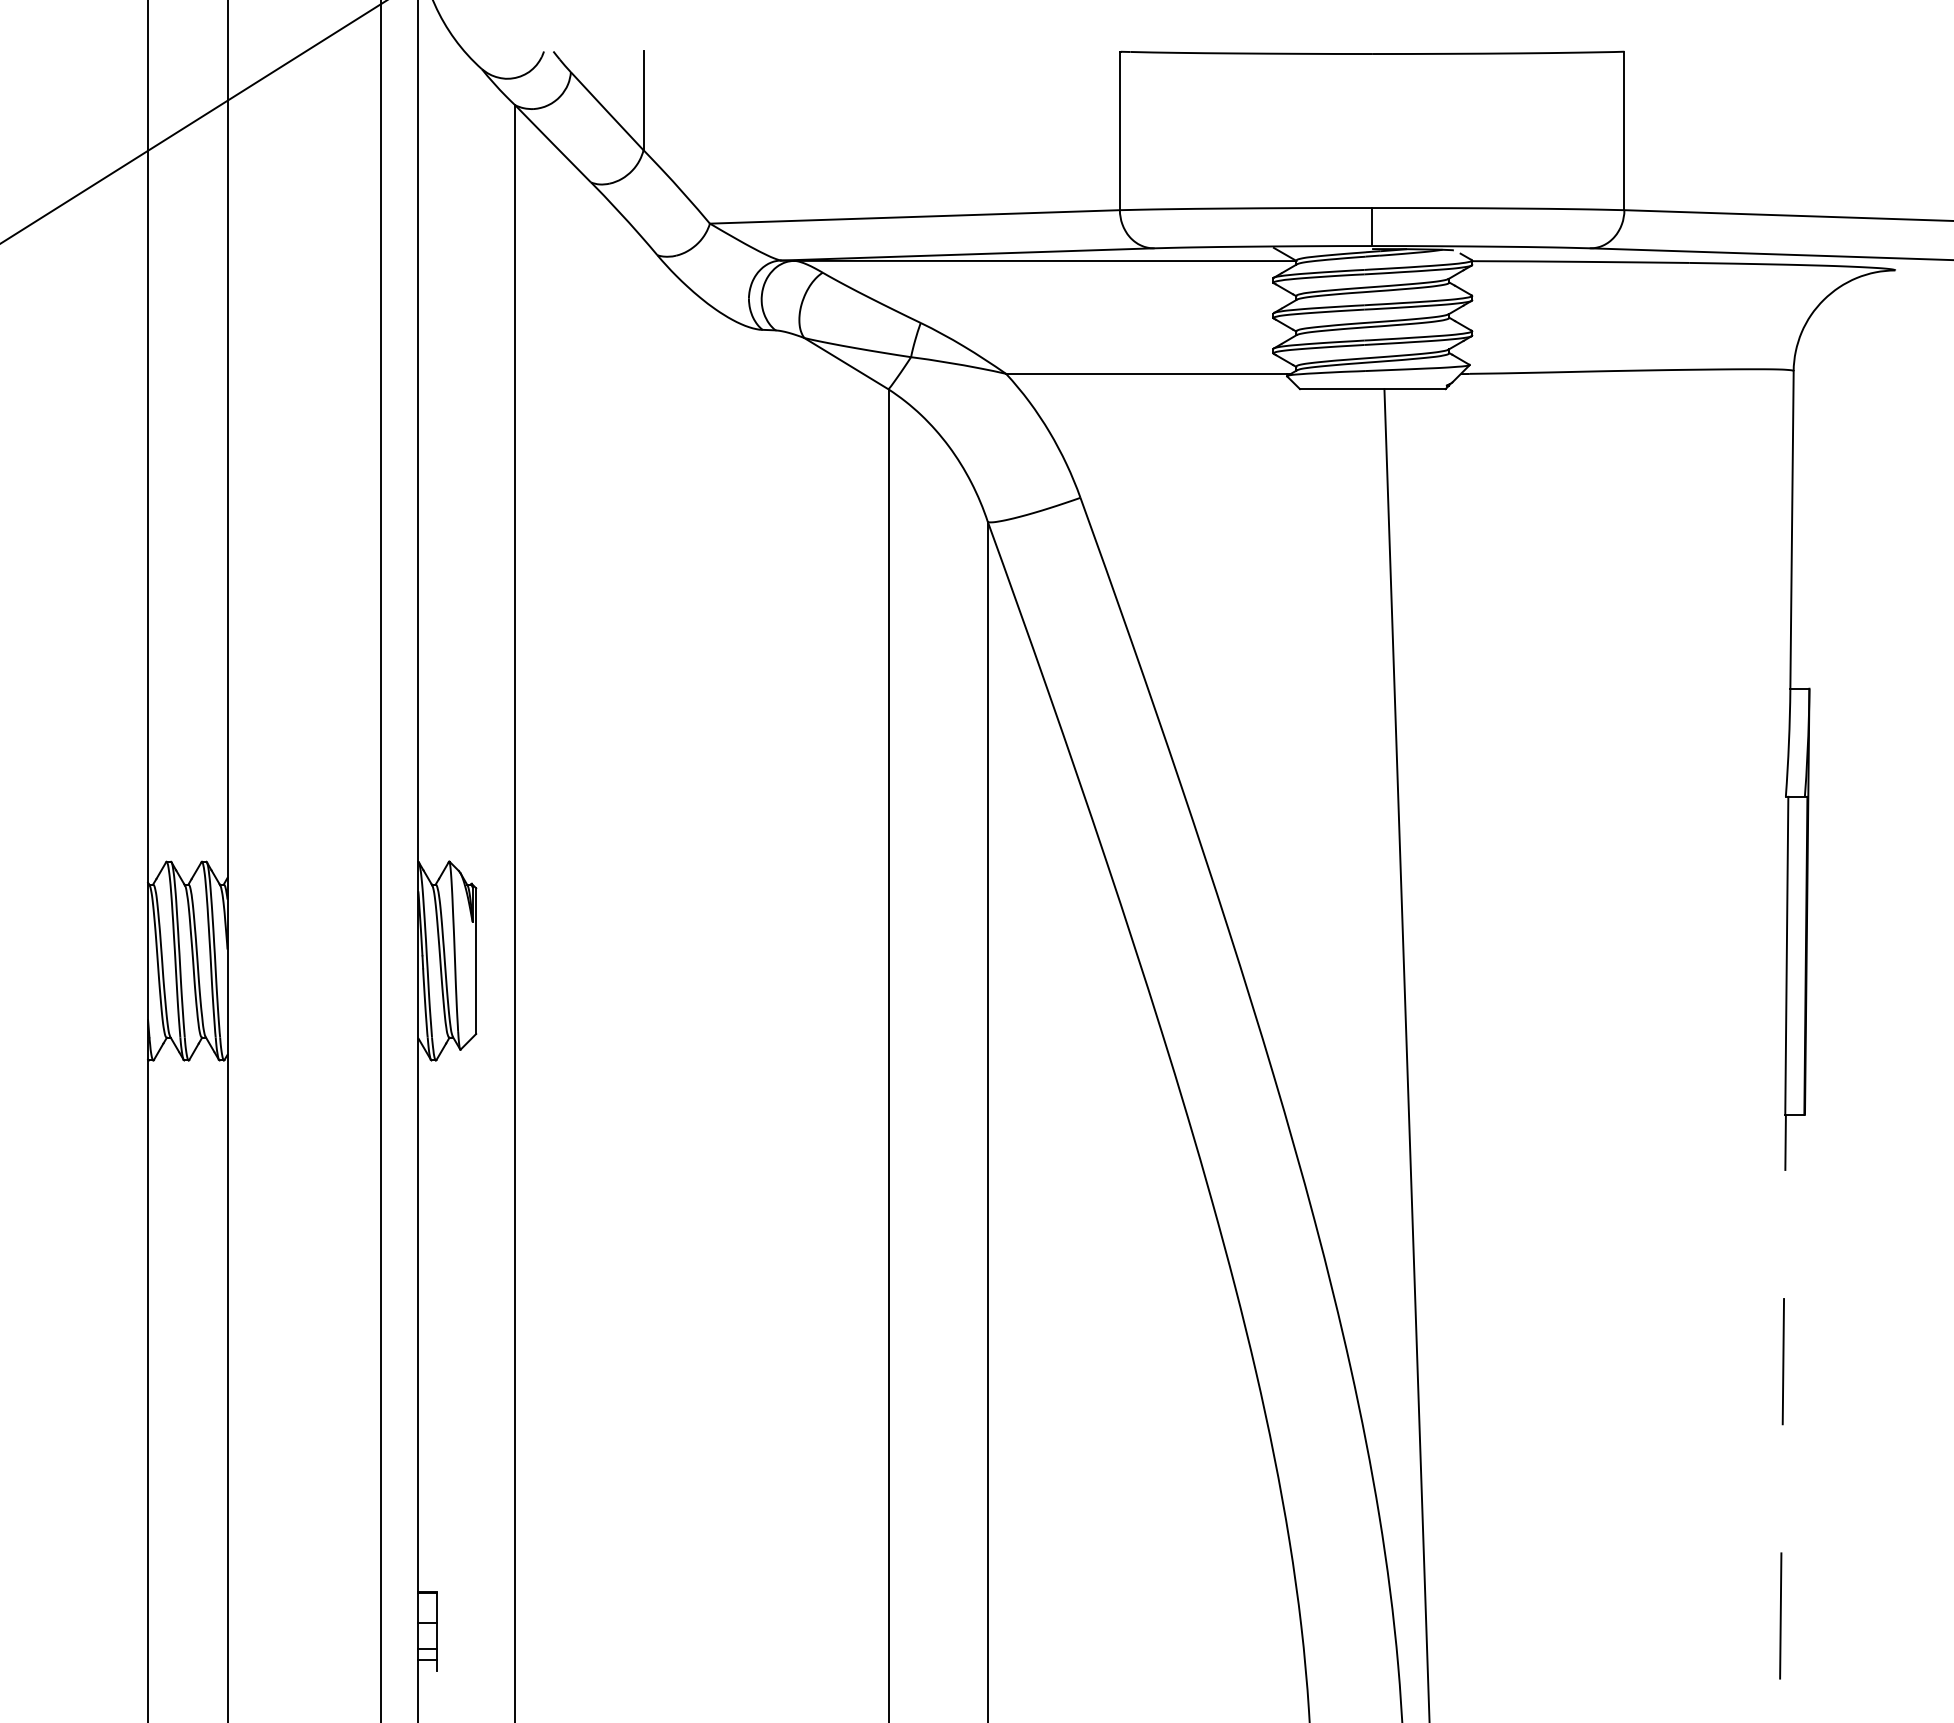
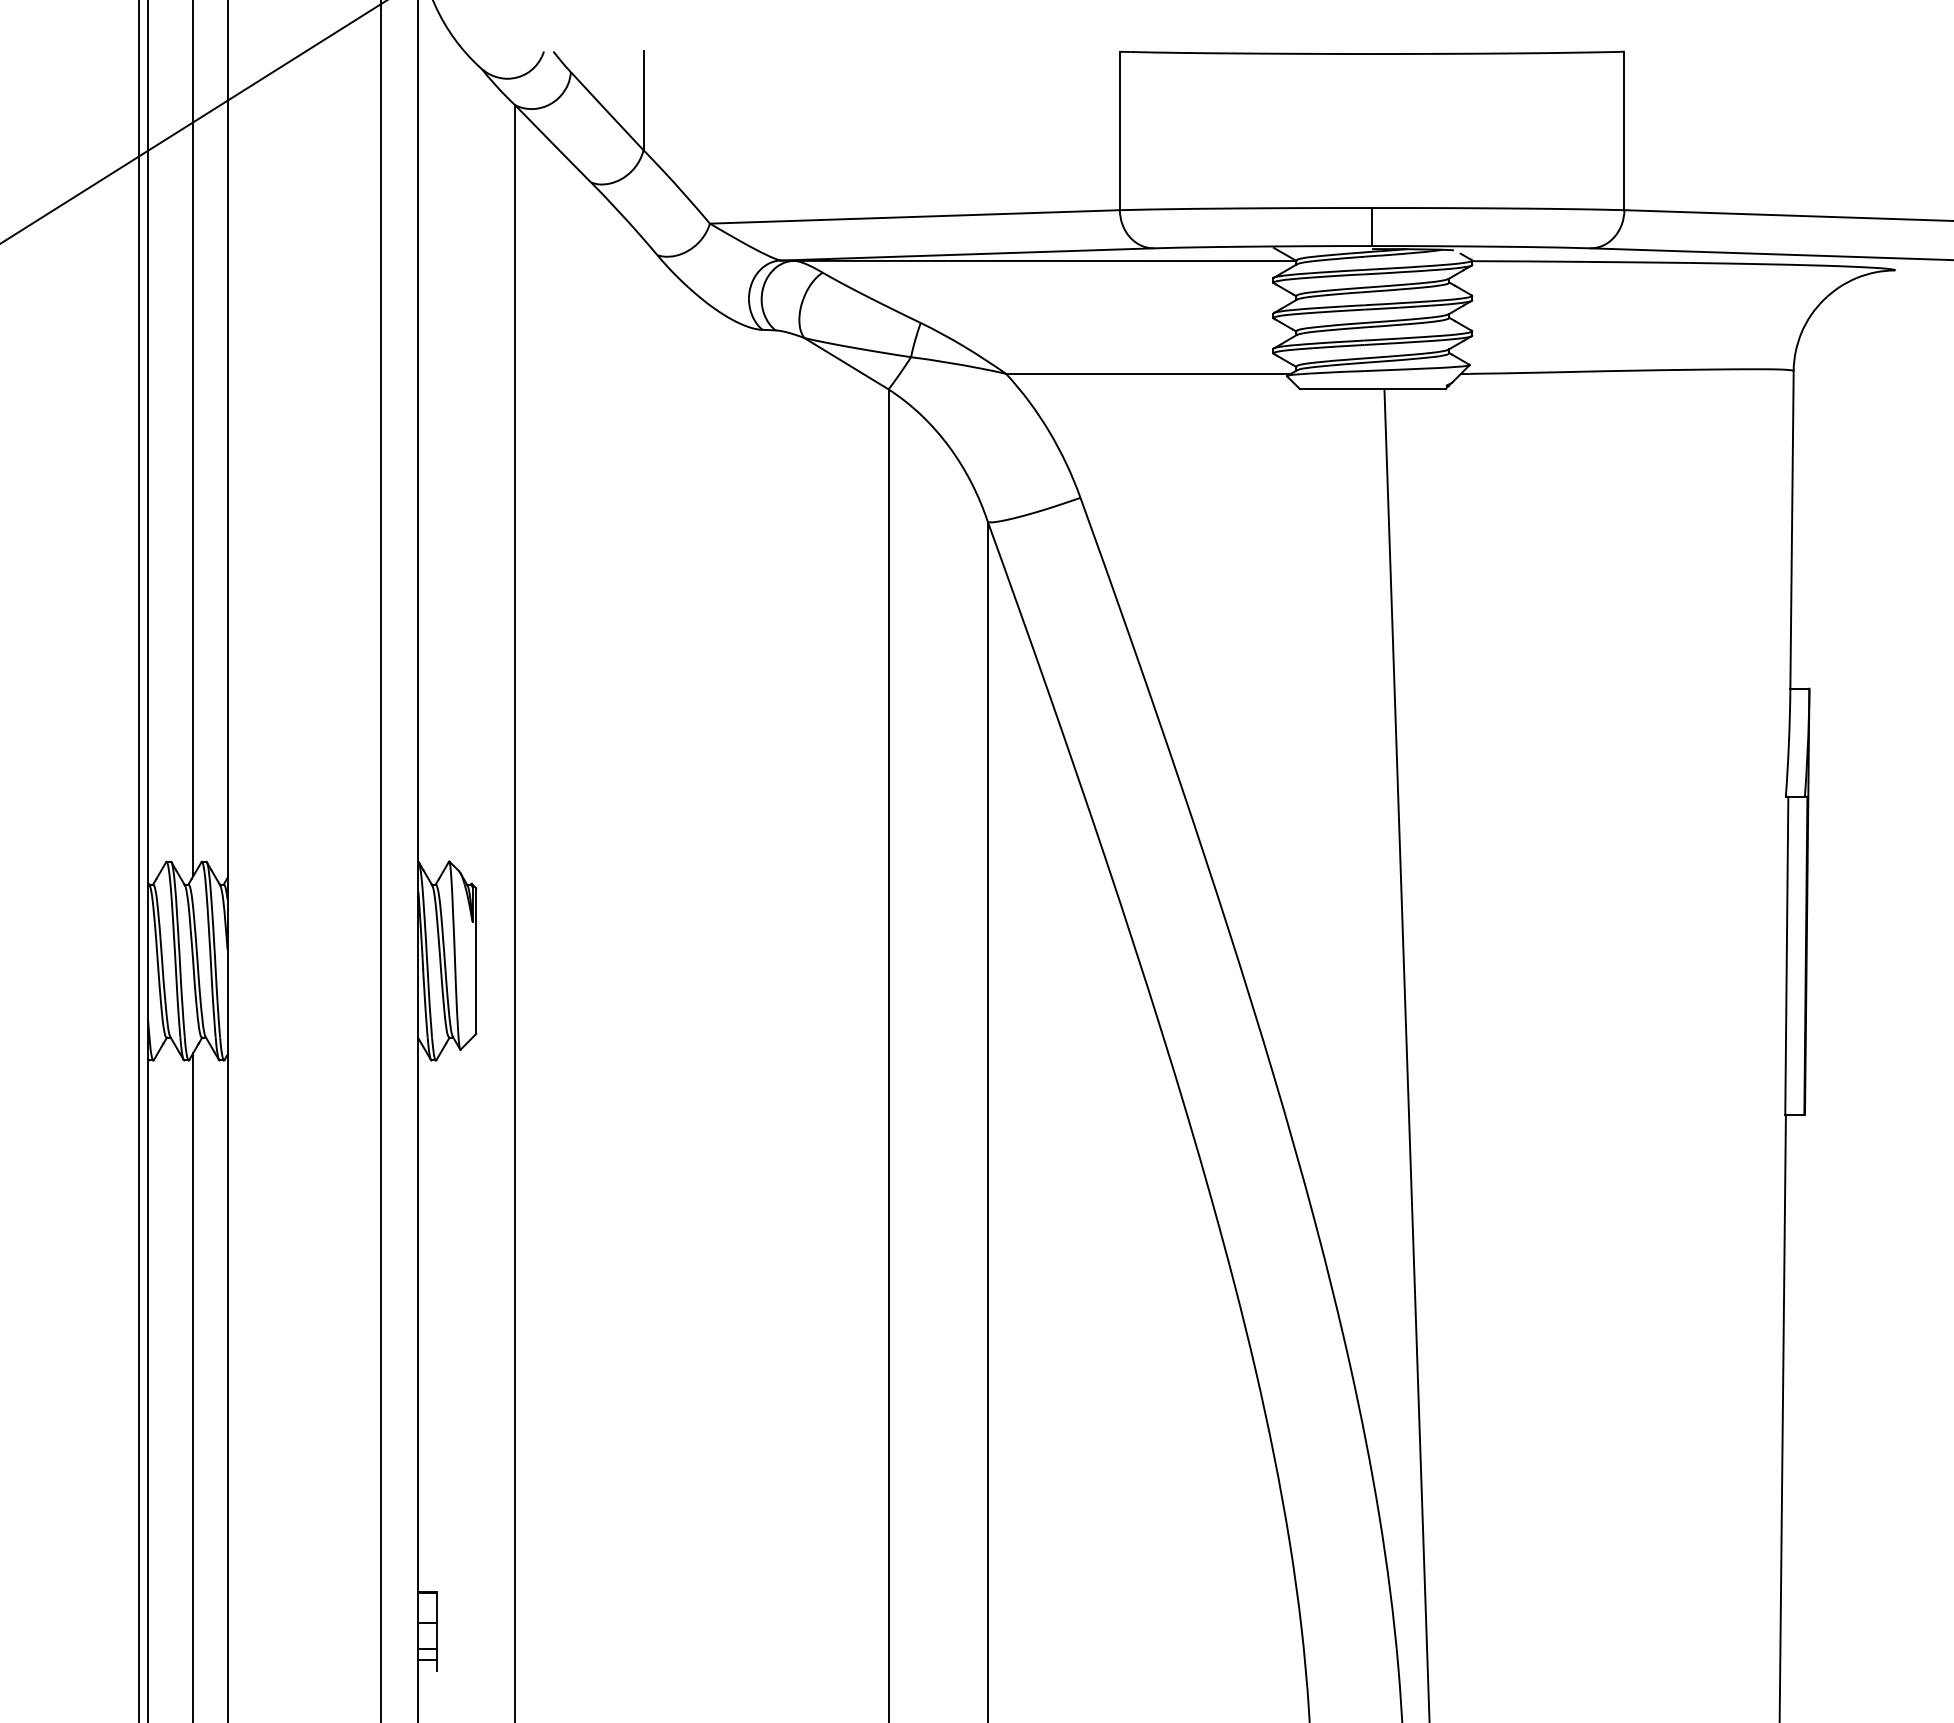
line: none -> present (193, 439)
line: none -> present (138, 860)
line: none -> present (193, 1386)
line: dashed -> solid (1782, 1418)
